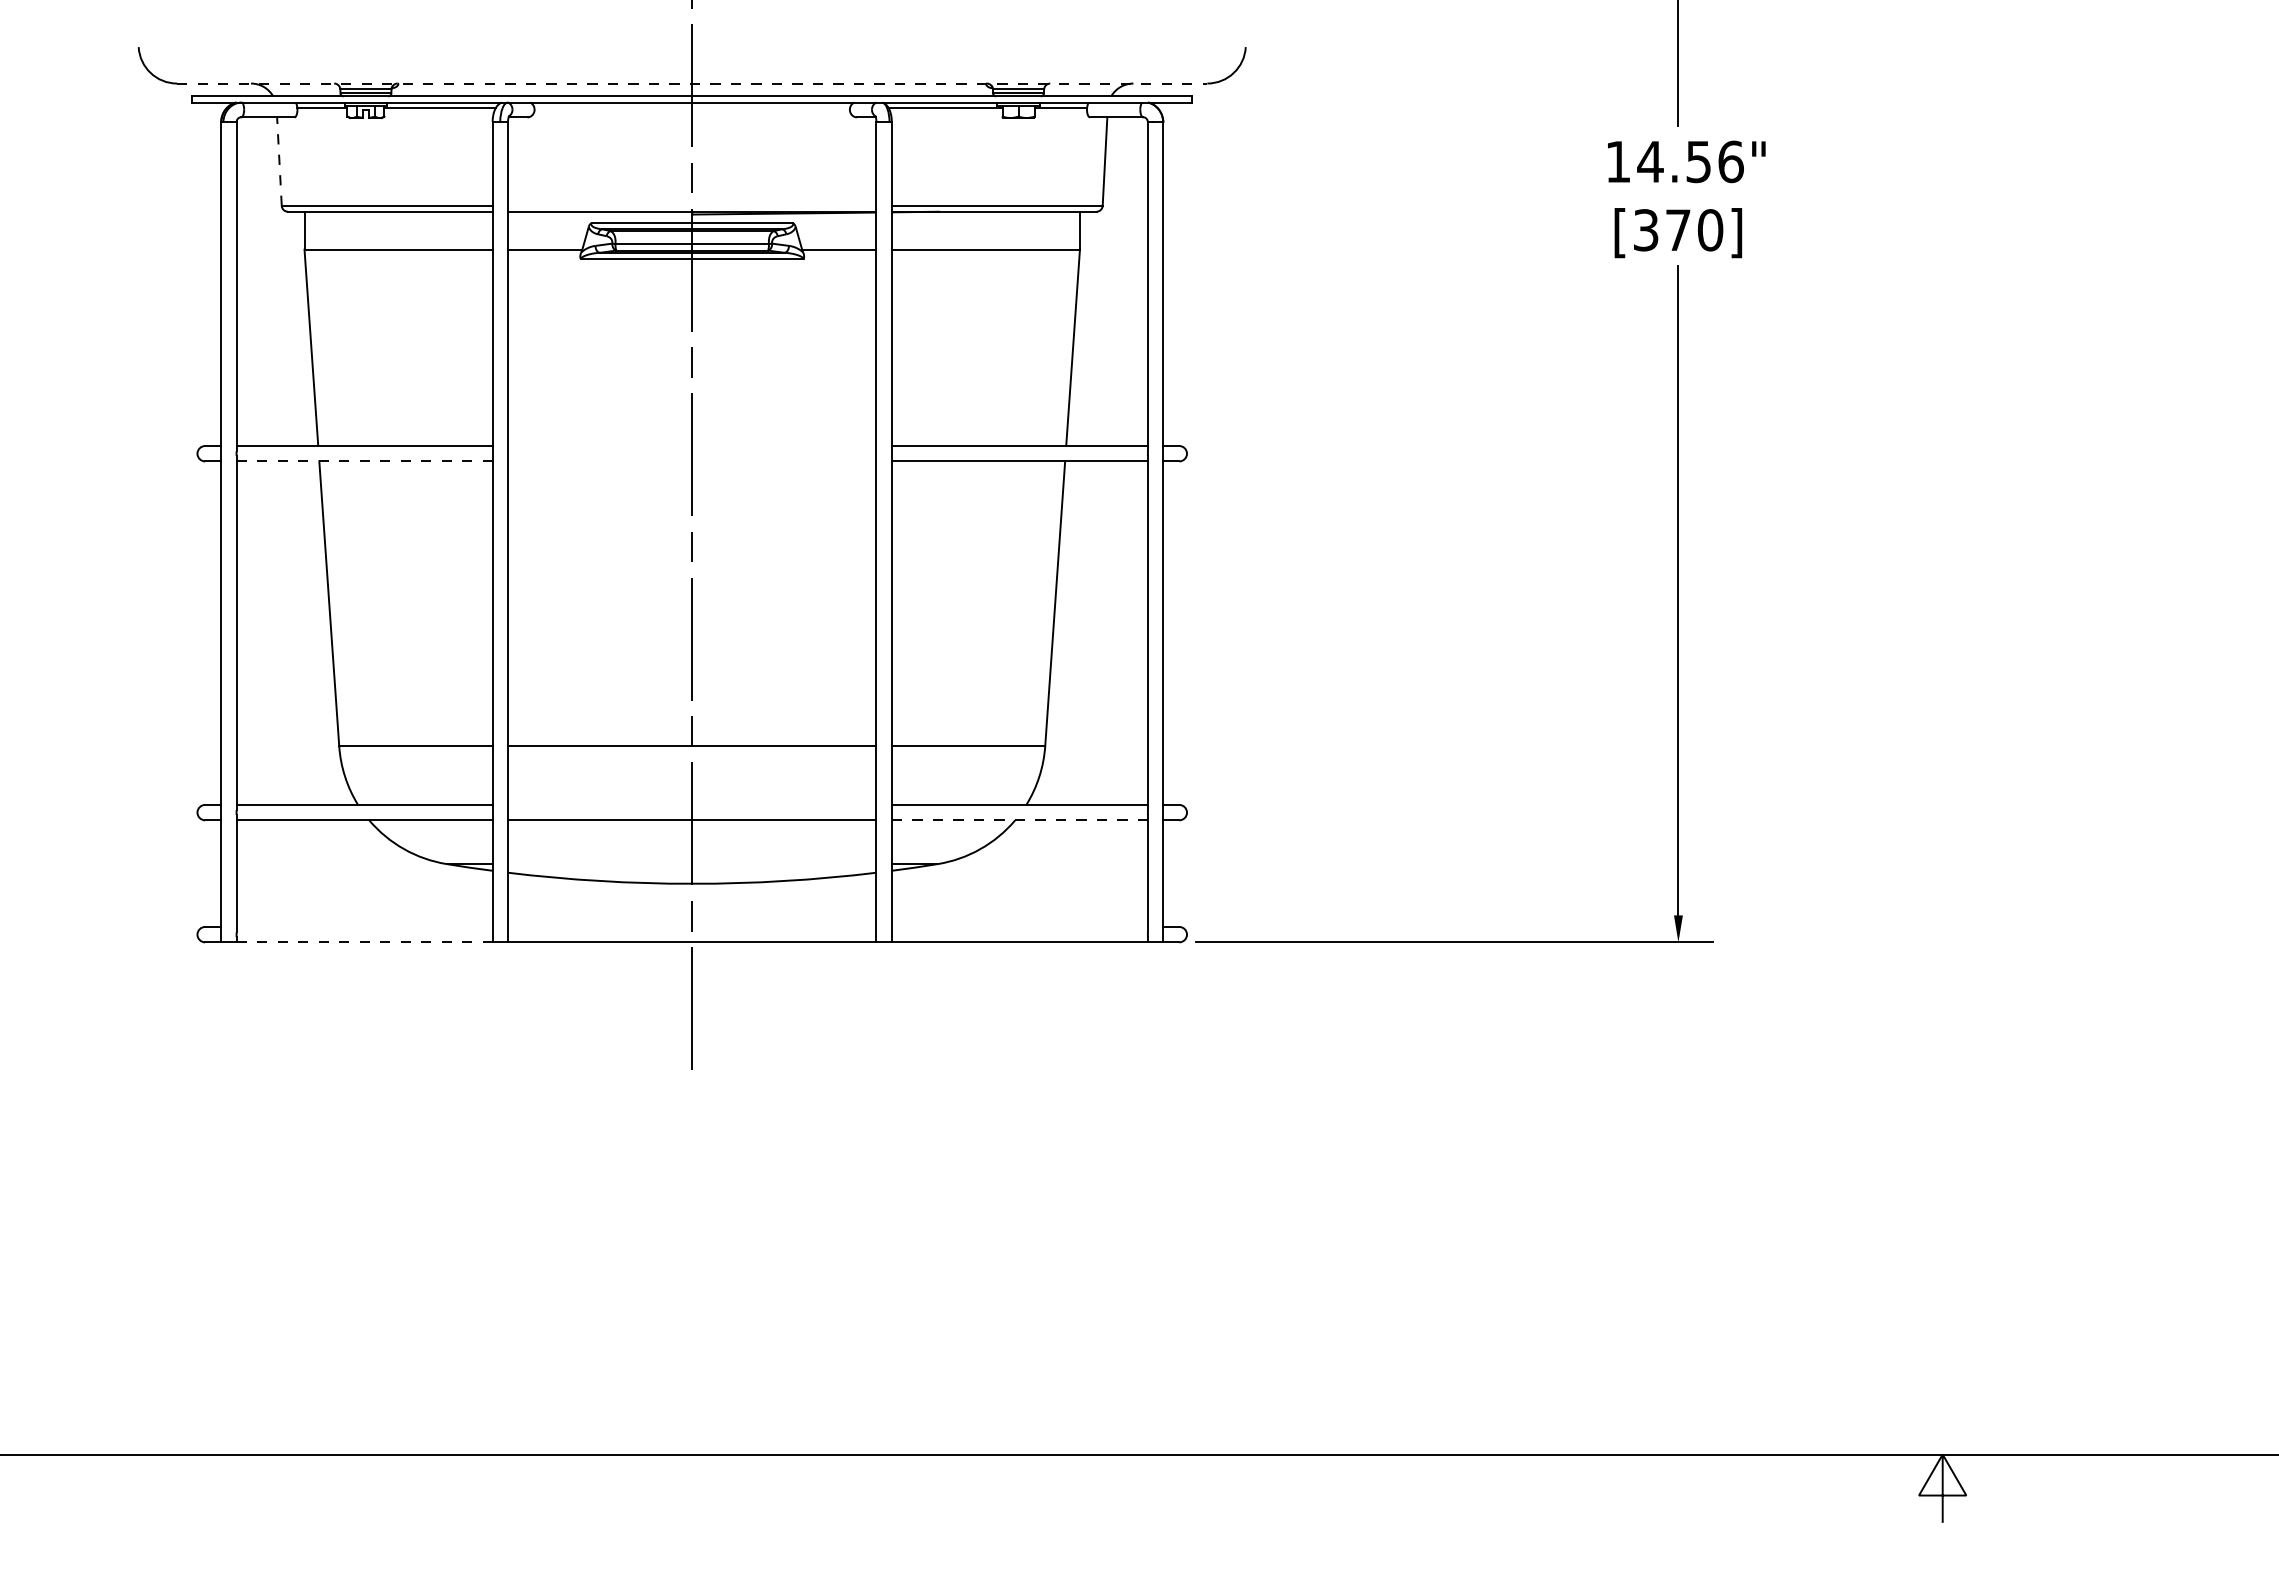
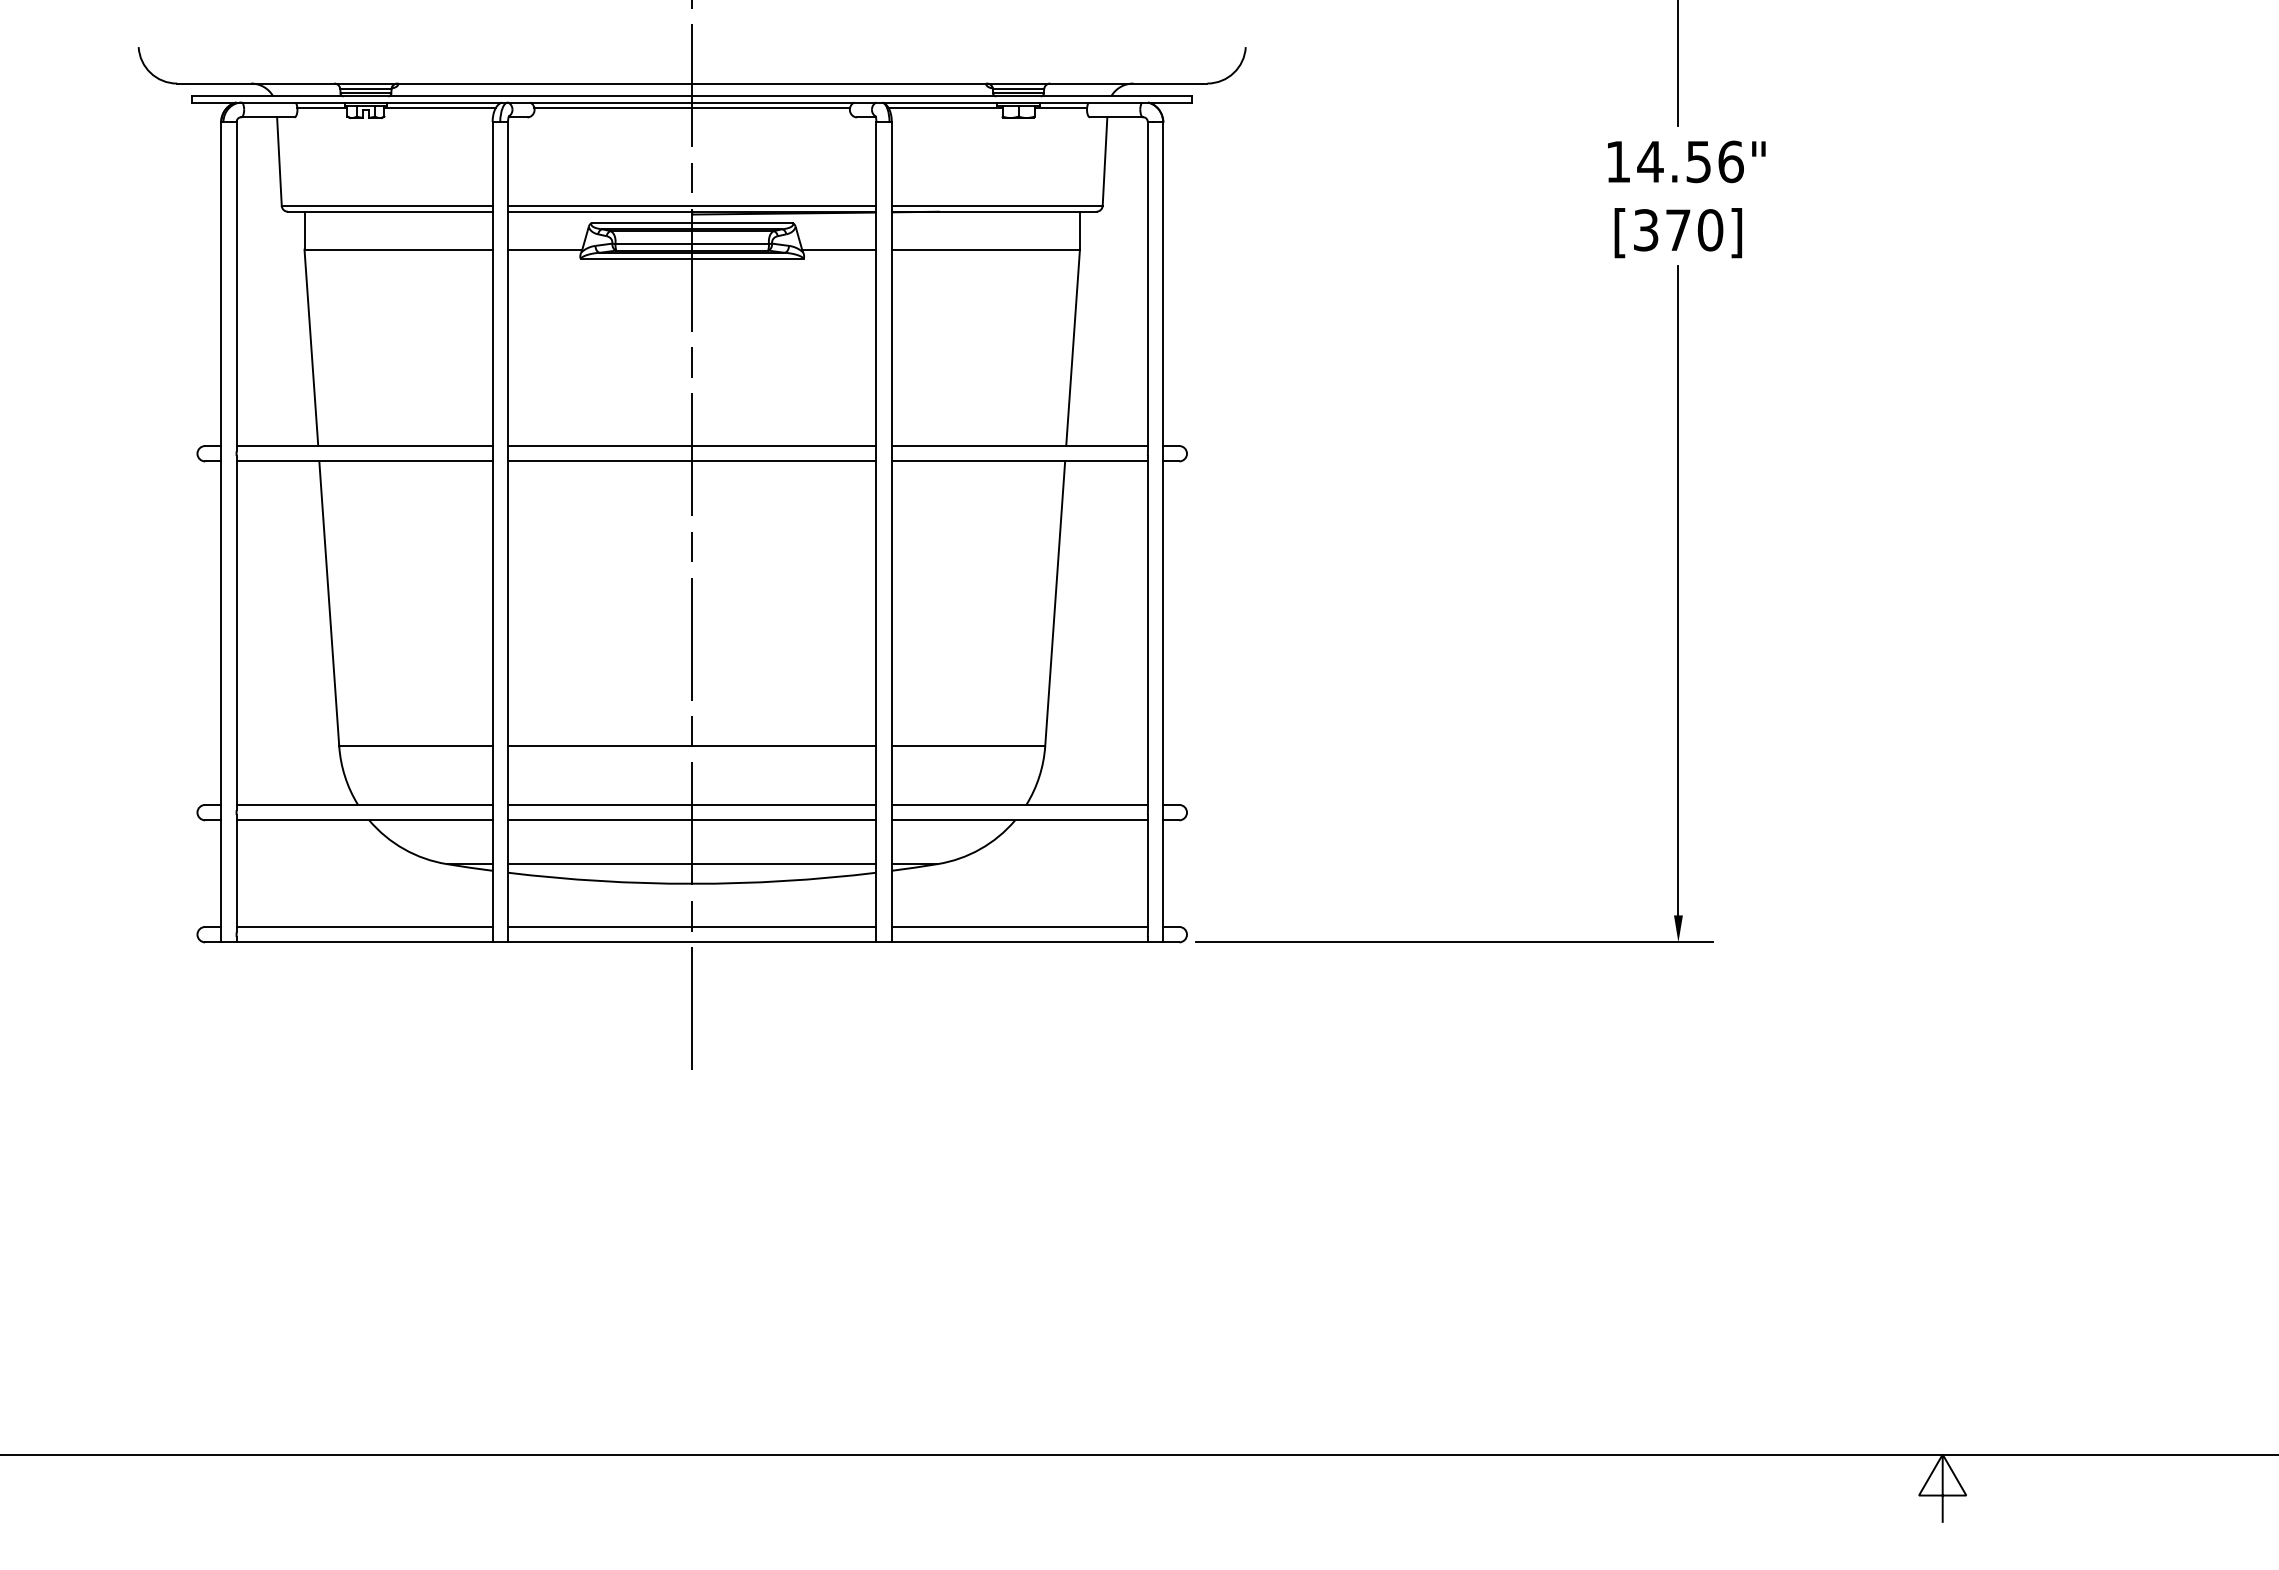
line: dashed -> solid (692, 83)
line: none -> present (692, 107)
line: dashed -> solid (279, 161)
line: none -> present (692, 205)
line: none -> present (692, 446)
line: dashed -> solid (365, 461)
line: none -> present (692, 461)
line: none -> present (692, 804)
line: dashed -> solid (1020, 820)
line: none -> present (692, 864)
line: none -> present (364, 926)
line: none -> present (692, 926)
line: none -> present (1019, 926)
line: dashed -> solid (365, 942)
